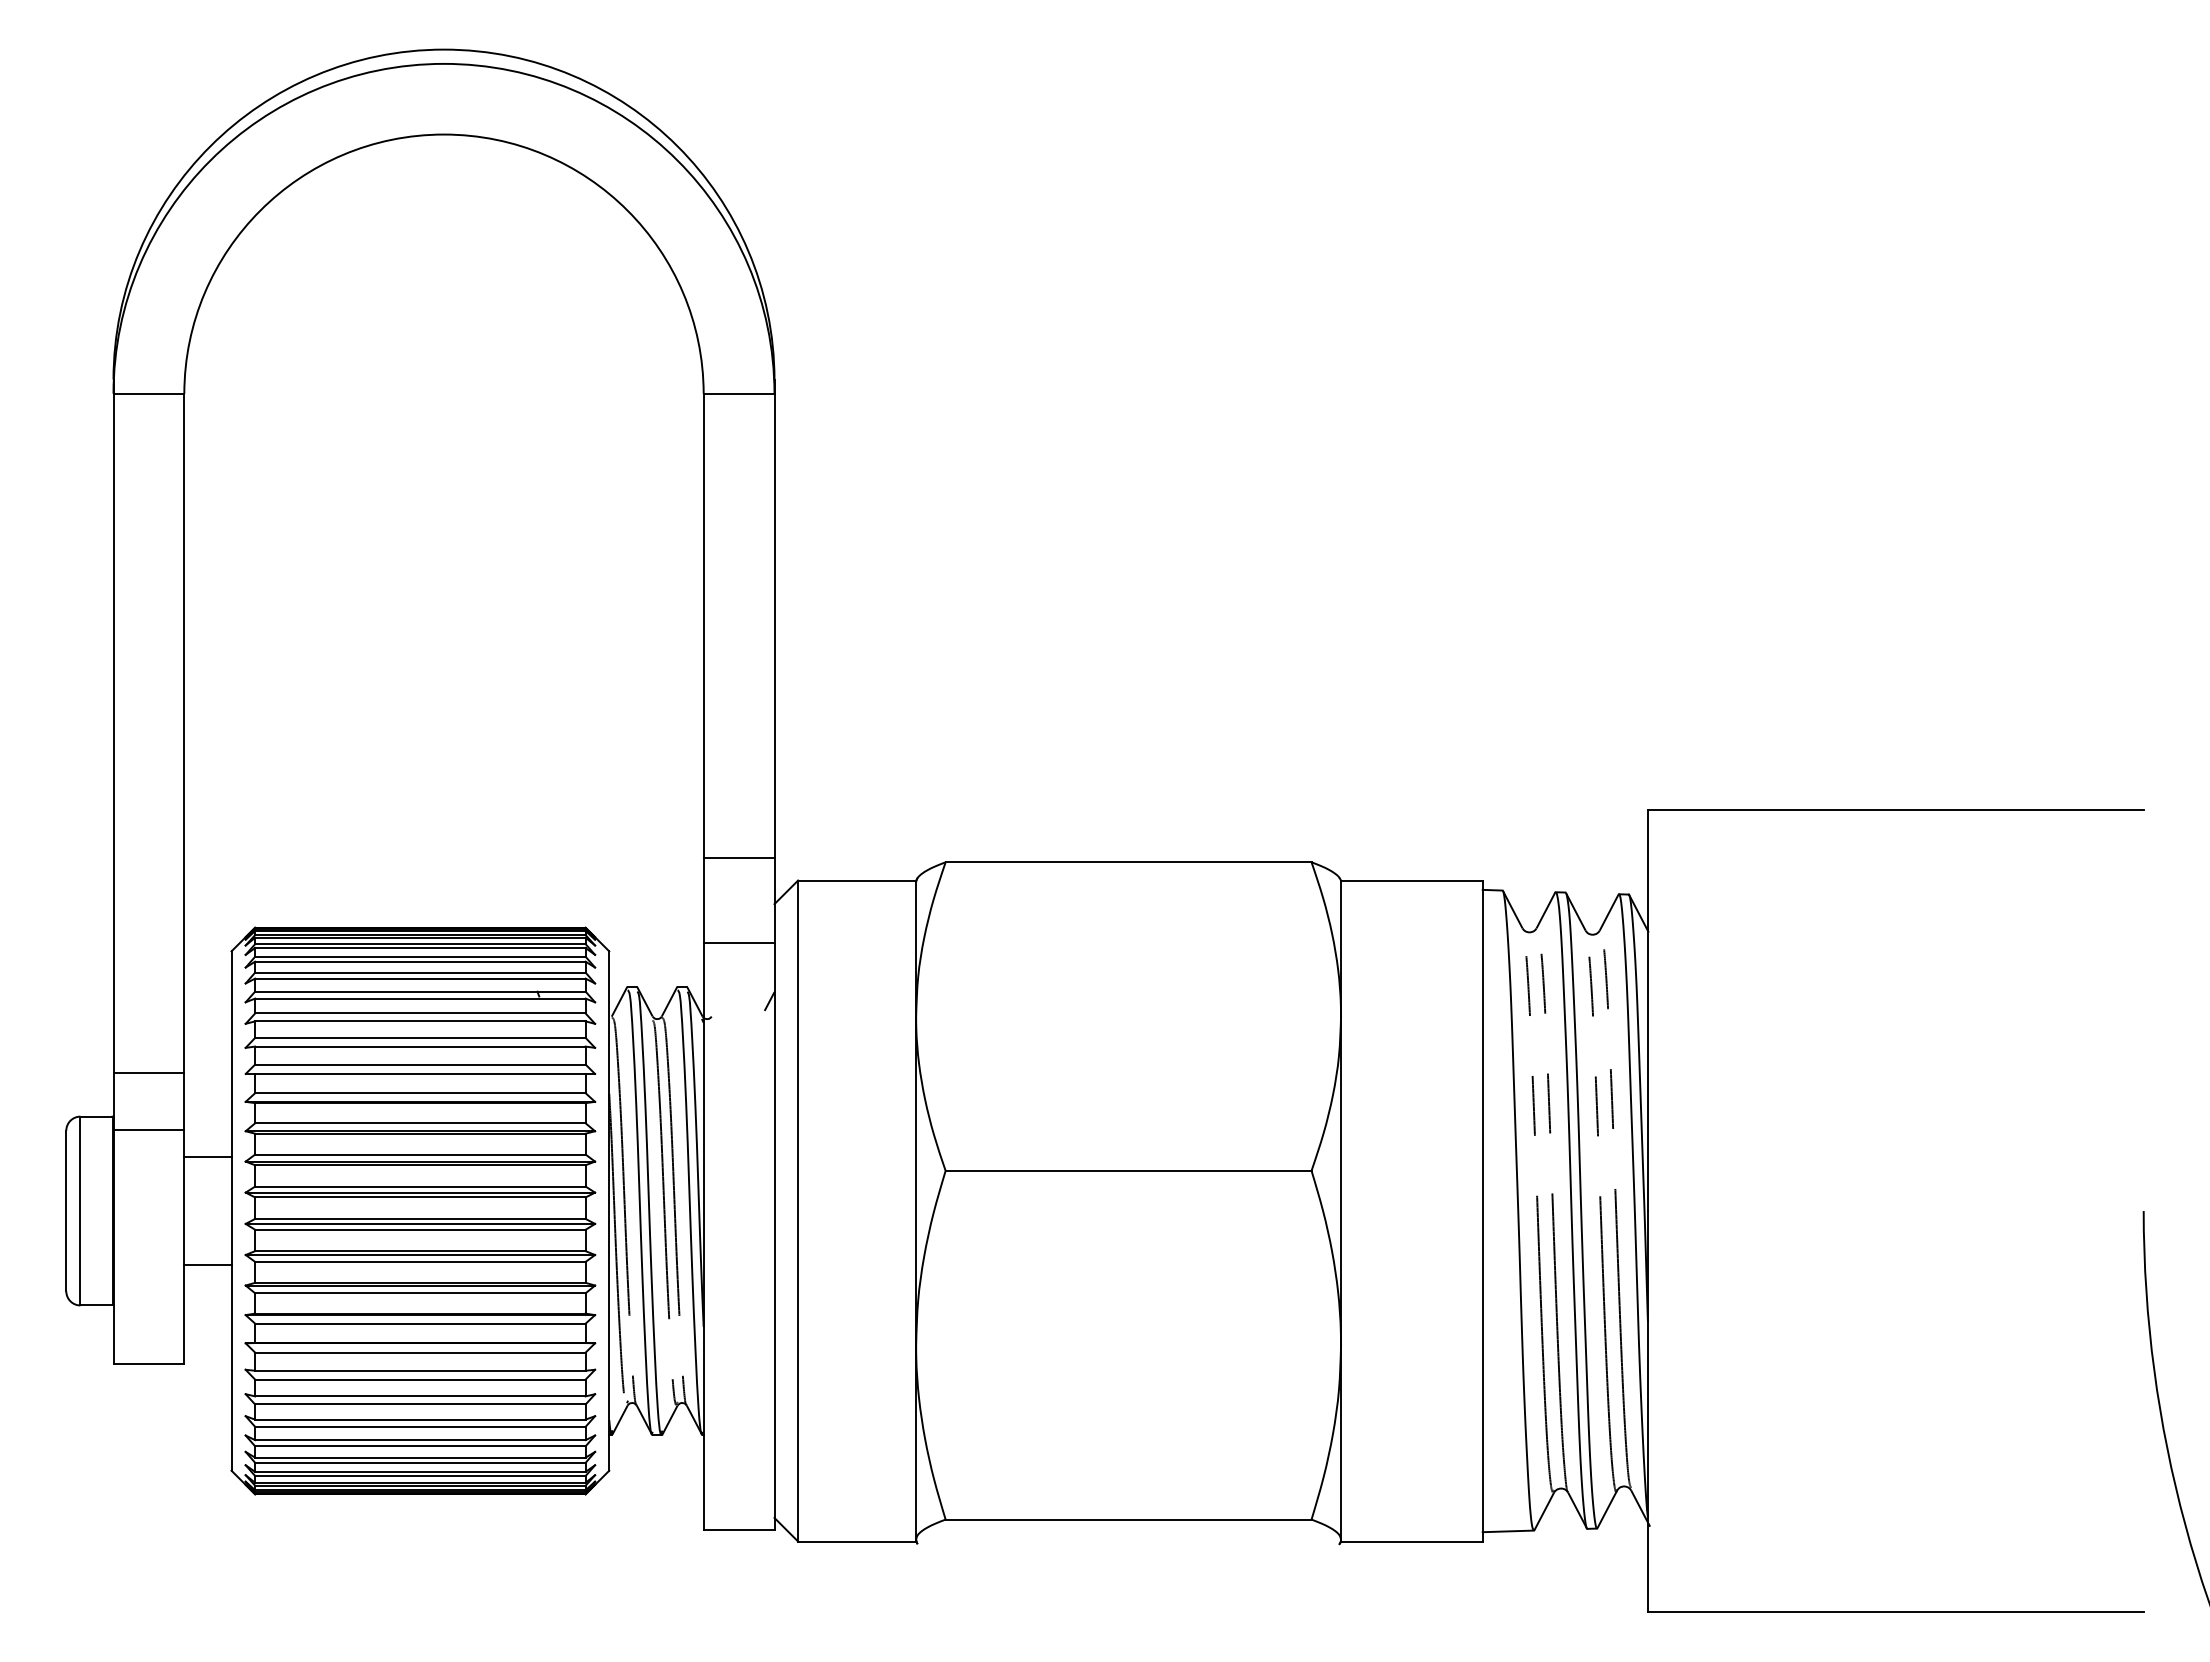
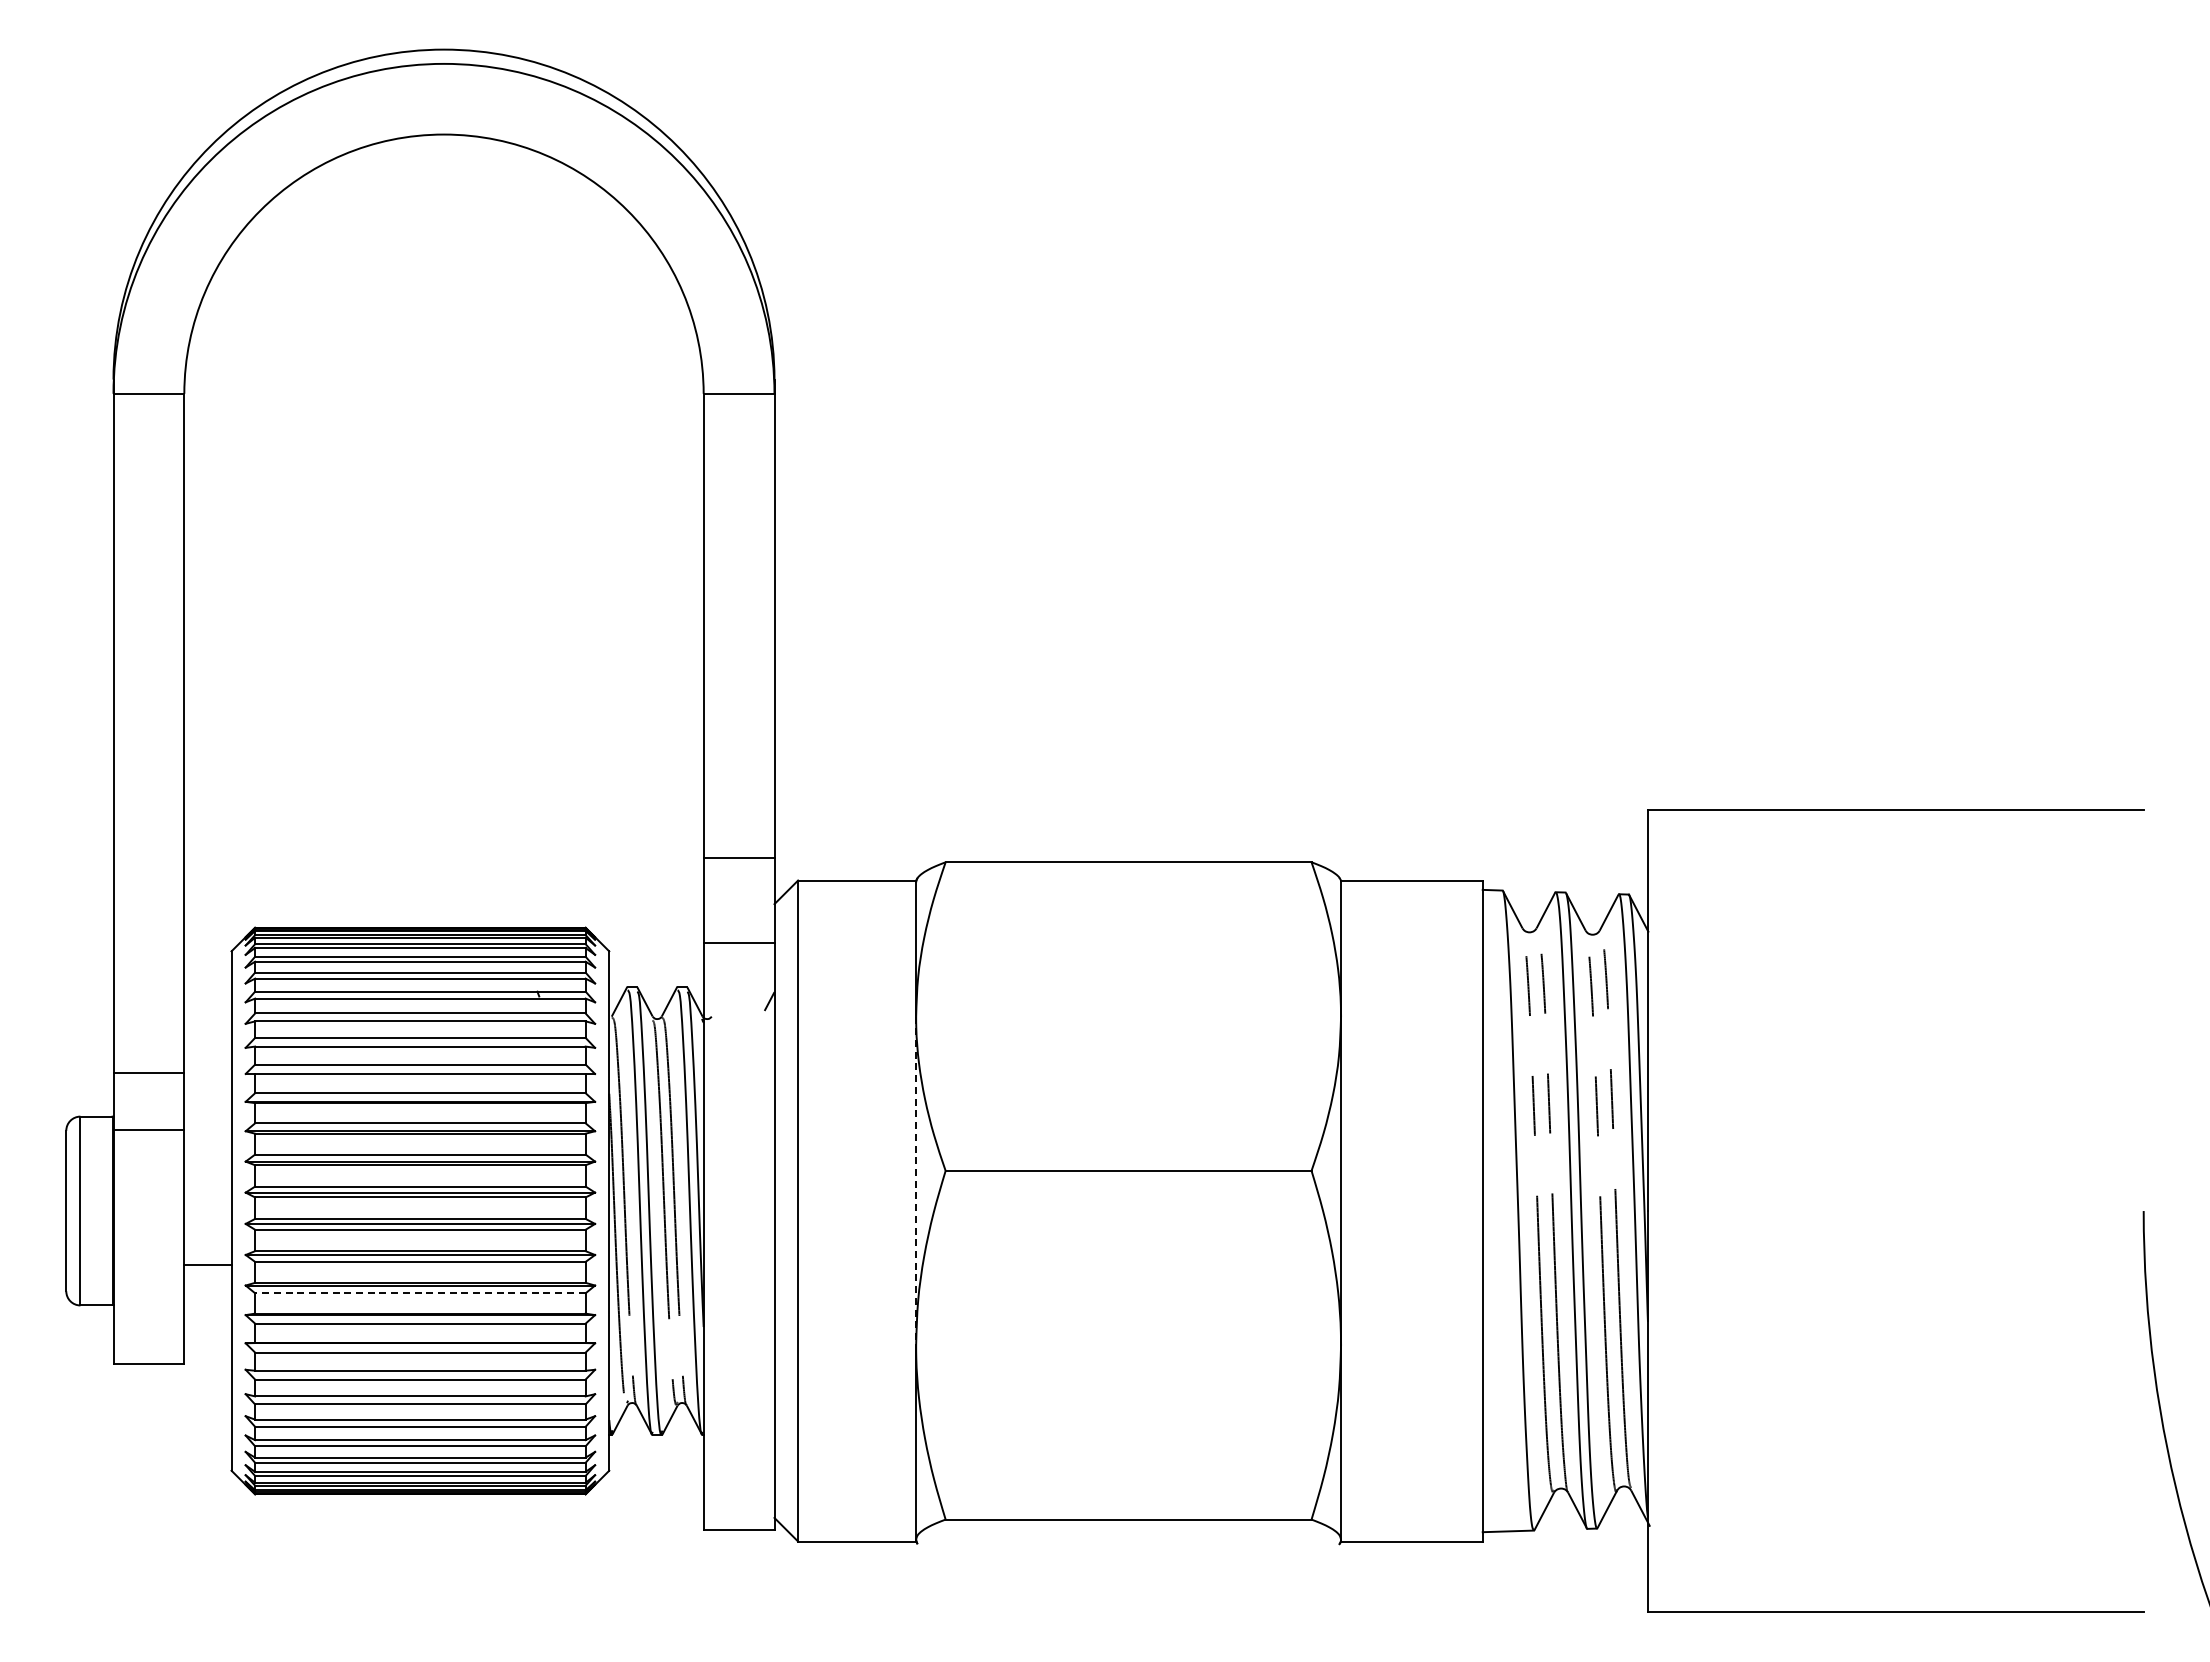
line: present -> none (207, 1156)
line: solid -> dashed (916, 1181)
line: solid -> dashed (419, 1293)
